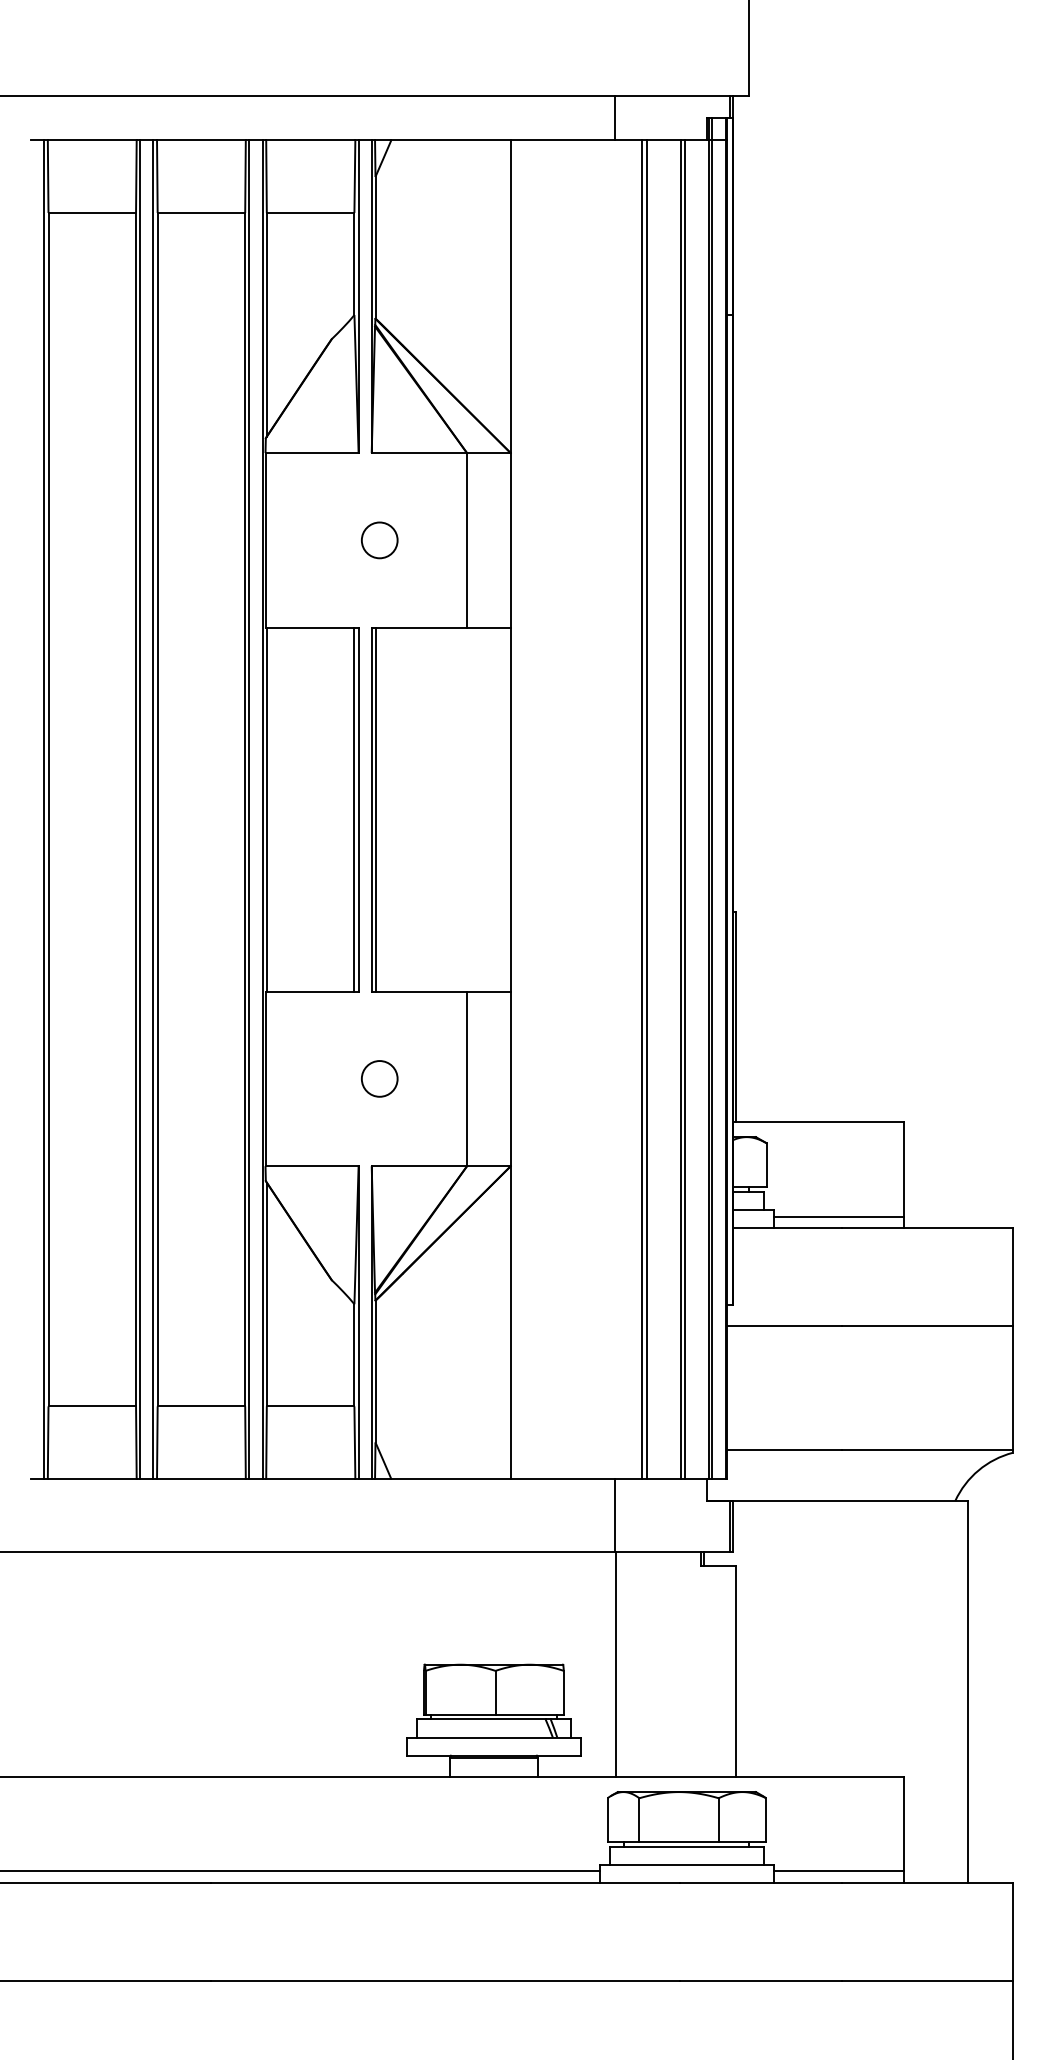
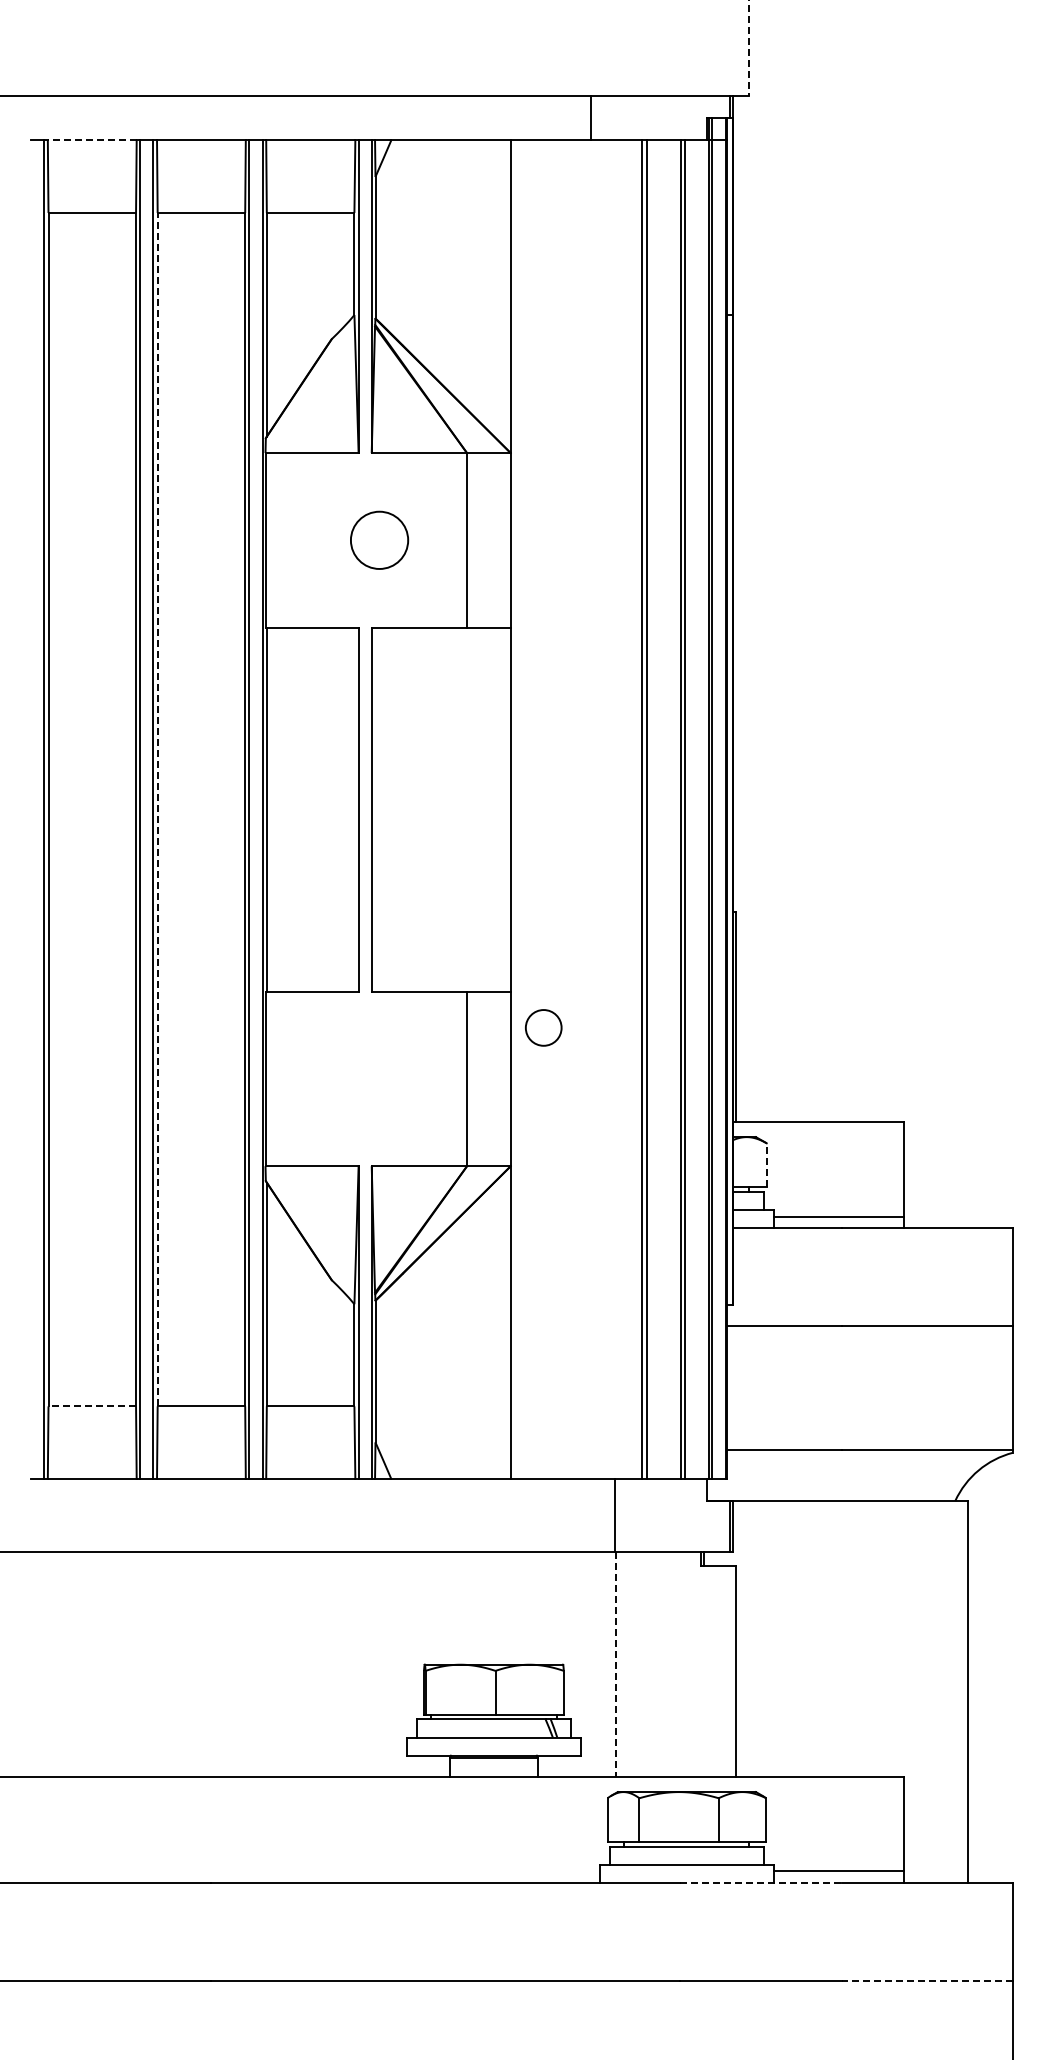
line: solid -> dashed (749, 48)
line position: (614, 117) -> (590, 117) (590, 117)
line: solid -> dashed (91, 140)
circle size: 38x39 px -> 60x60 px (379, 539)
line: solid -> dashed (157, 809)
line: present -> none (354, 809)
line: present -> none (375, 809)
circle position: (379, 1078) -> (543, 1027) (543, 1027)
line: solid -> dashed (766, 1164)
line: solid -> dashed (92, 1406)
line: solid -> dashed (615, 1664)
line: present -> none (300, 1871)
line: solid -> dashed (760, 1883)
line: solid -> dashed (927, 1981)
